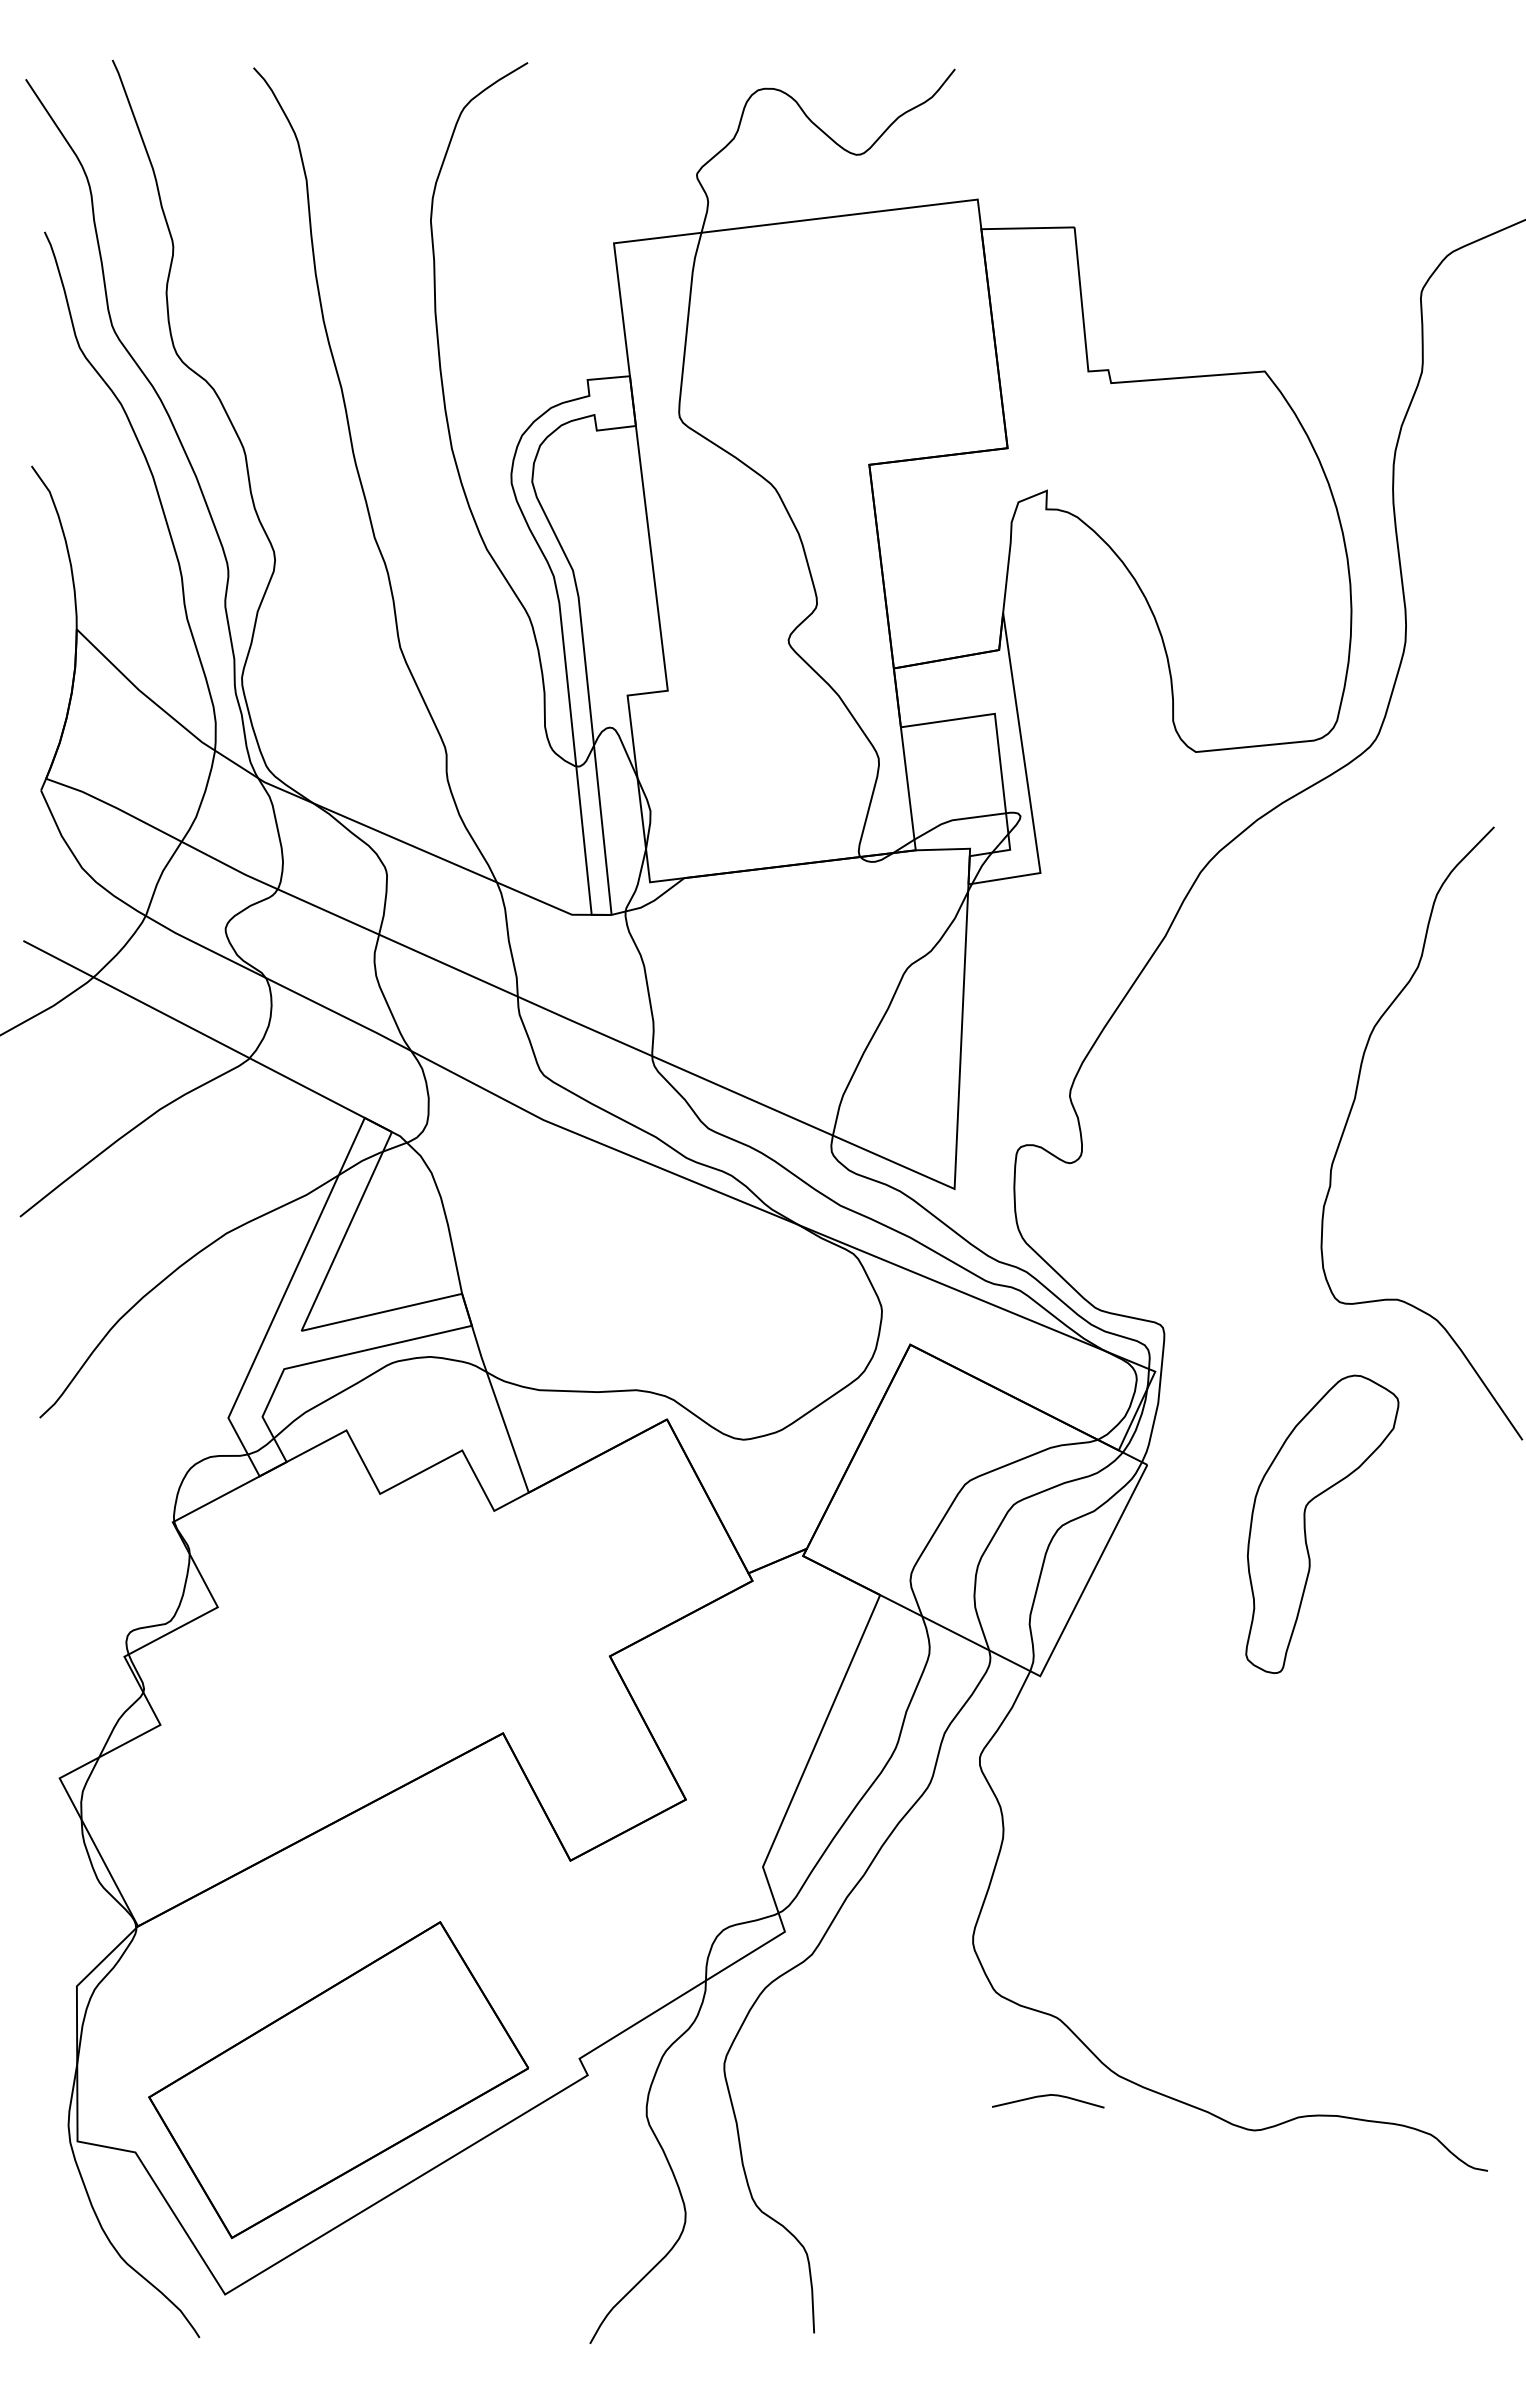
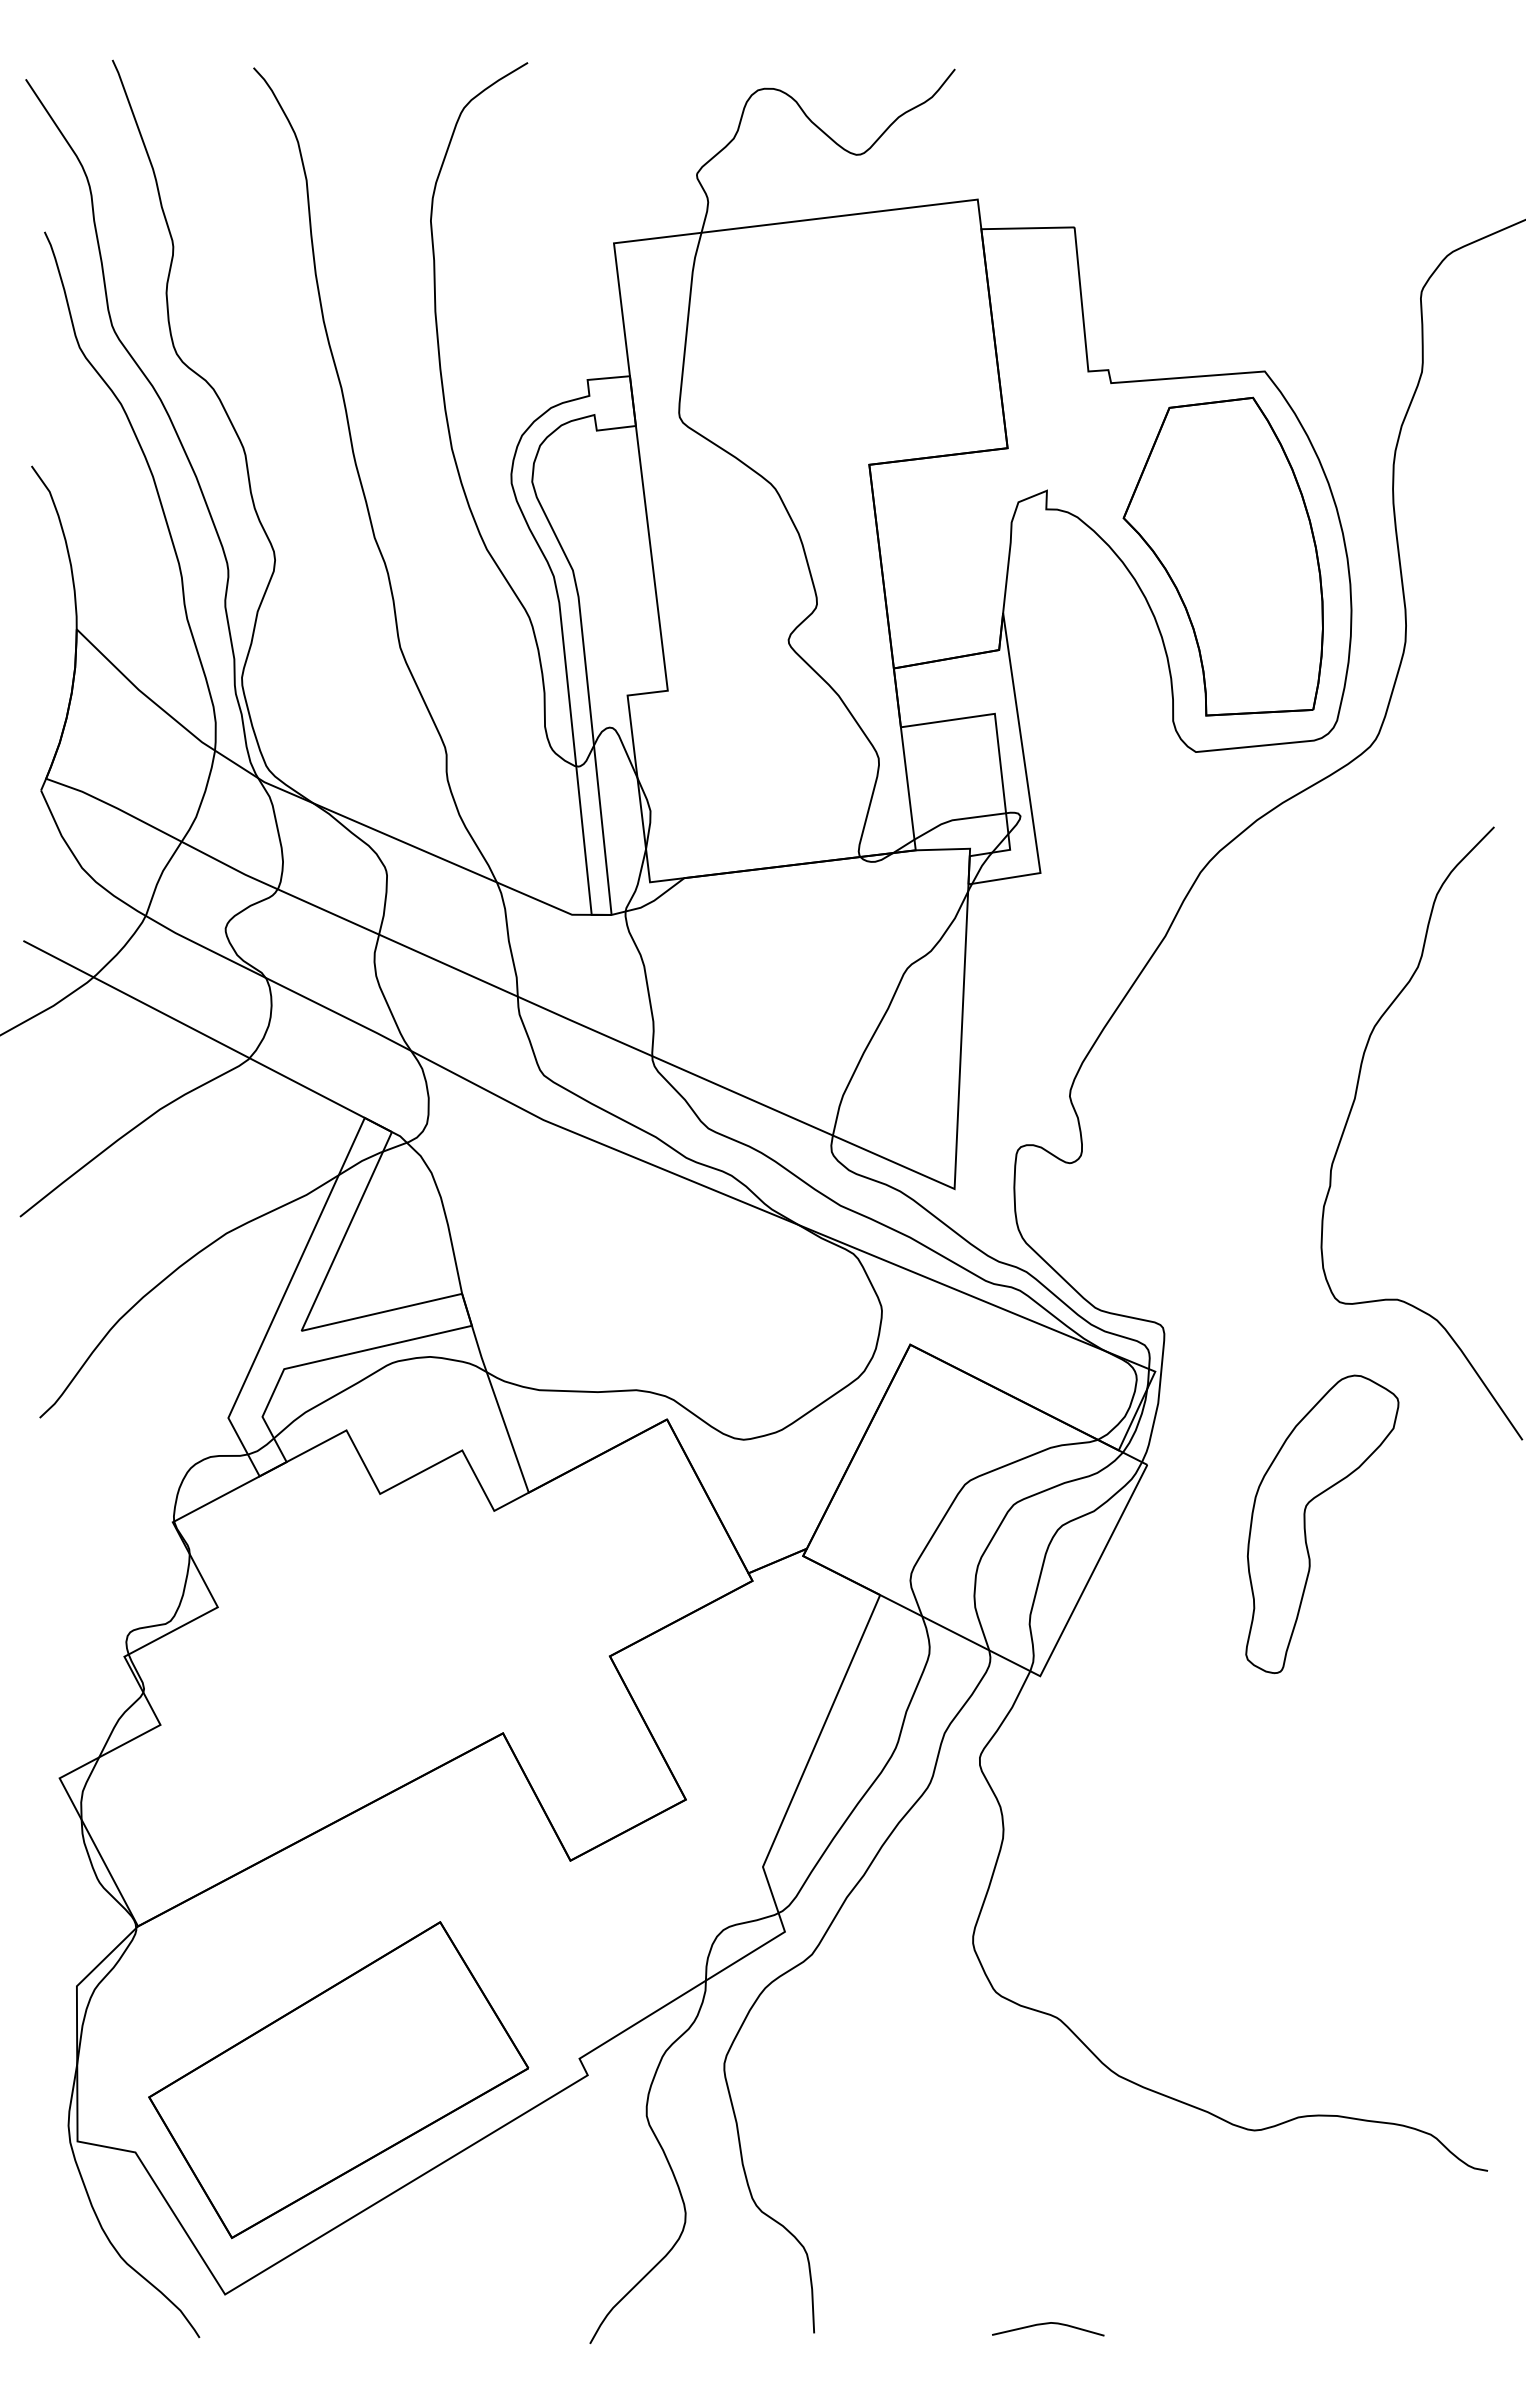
part: none -> present (1222, 556)
curve position: (1048, 2096) -> (1048, 2324) (1048, 2324)
